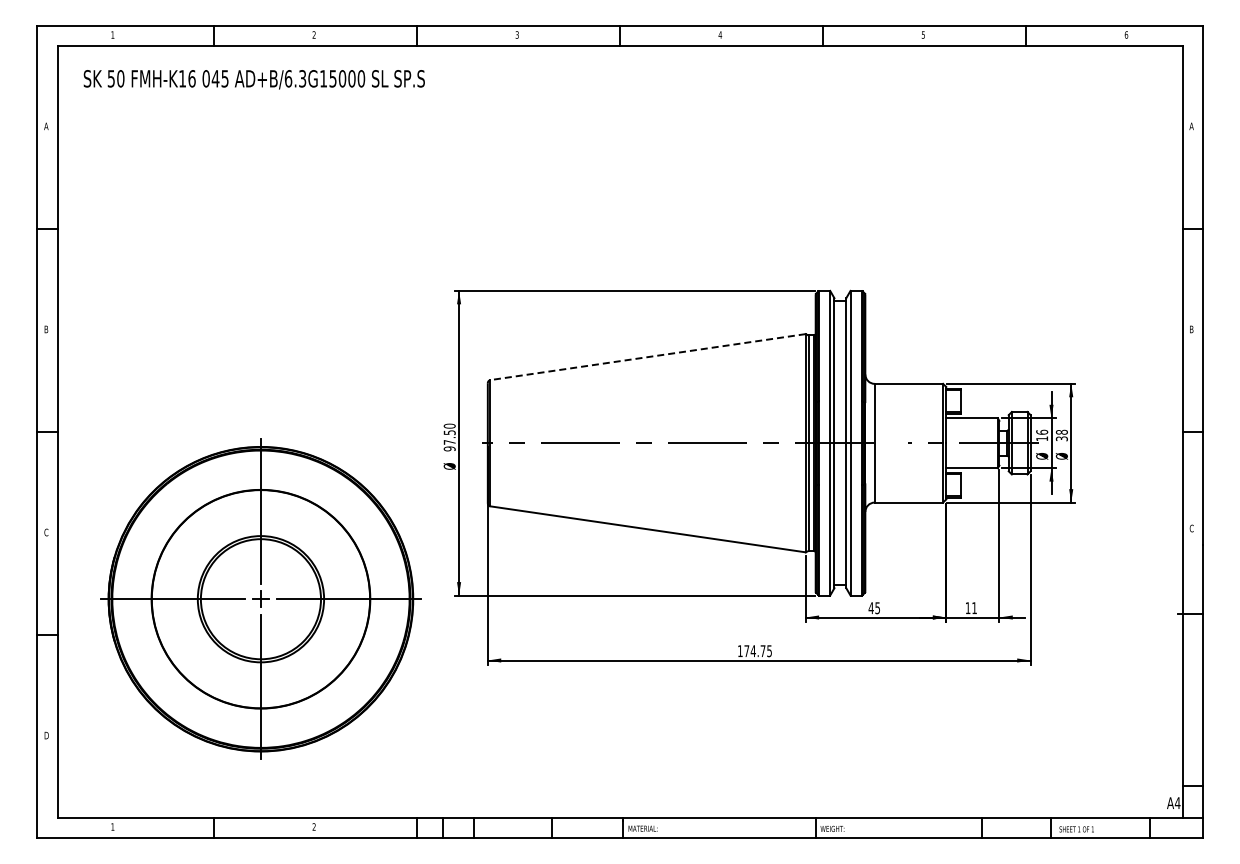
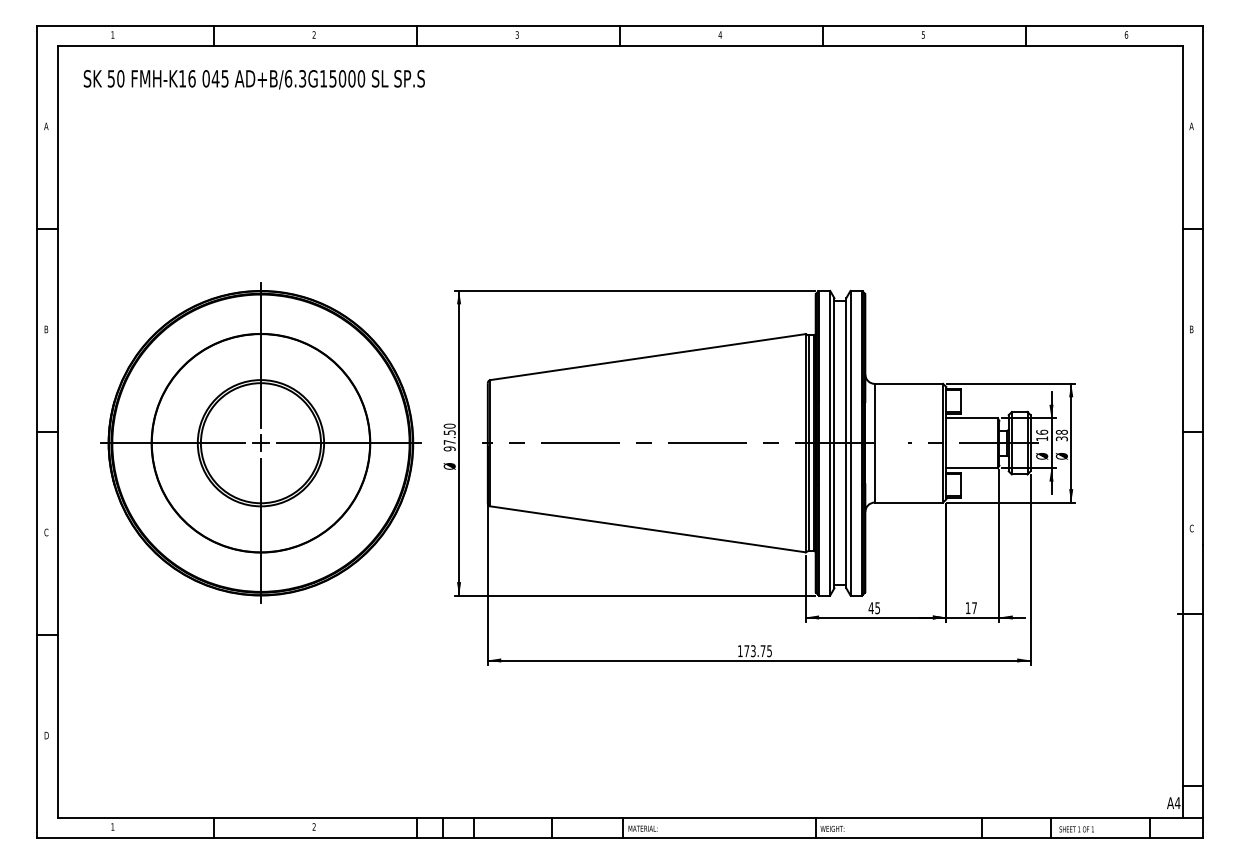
line: dashed -> solid (647, 357)
part position: (260, 598) -> (260, 442) (260, 442)
text: 11 -> 17 (974, 608)
text: 174.75 -> 173.75 (752, 651)
